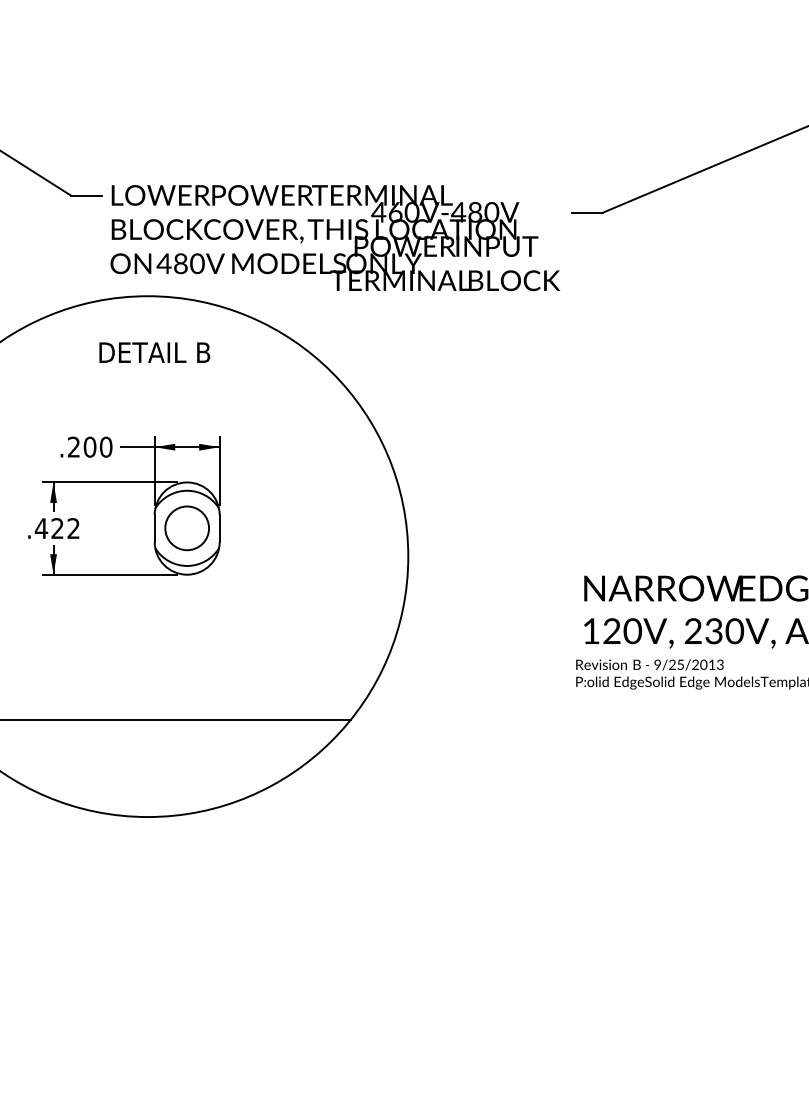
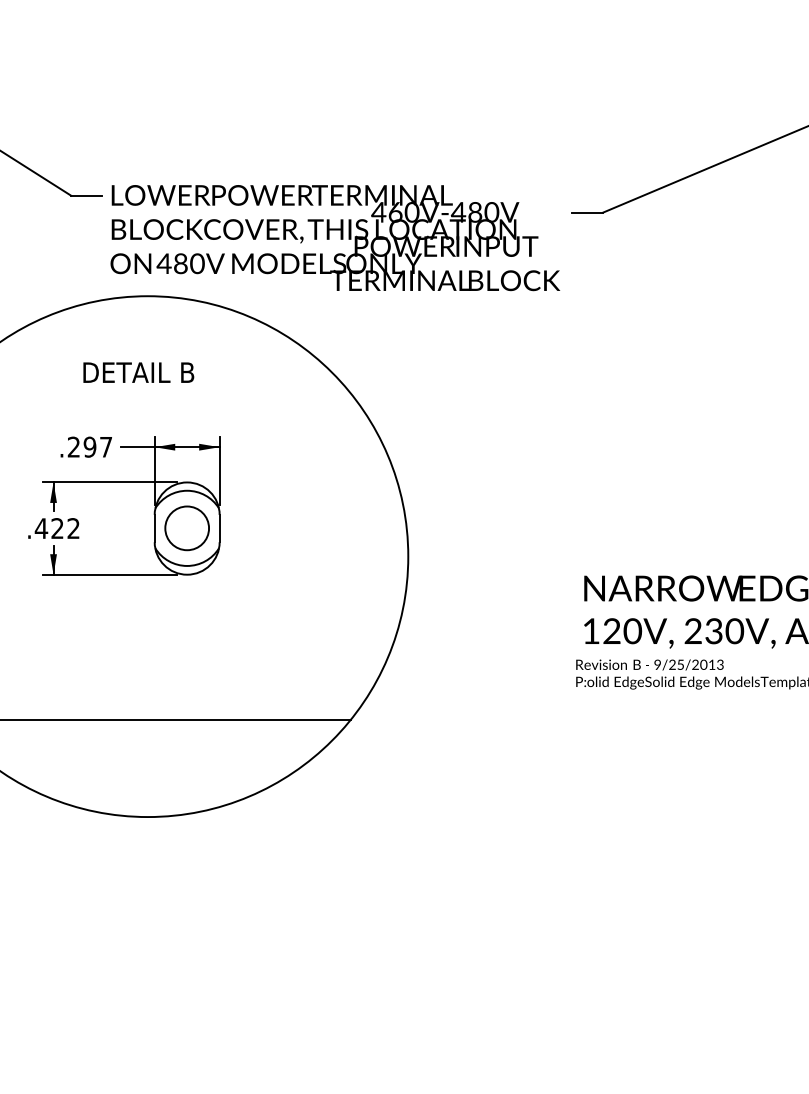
text position: (154, 352) -> (138, 372) (138, 372)
text: .200 -> .297 (97, 446)
